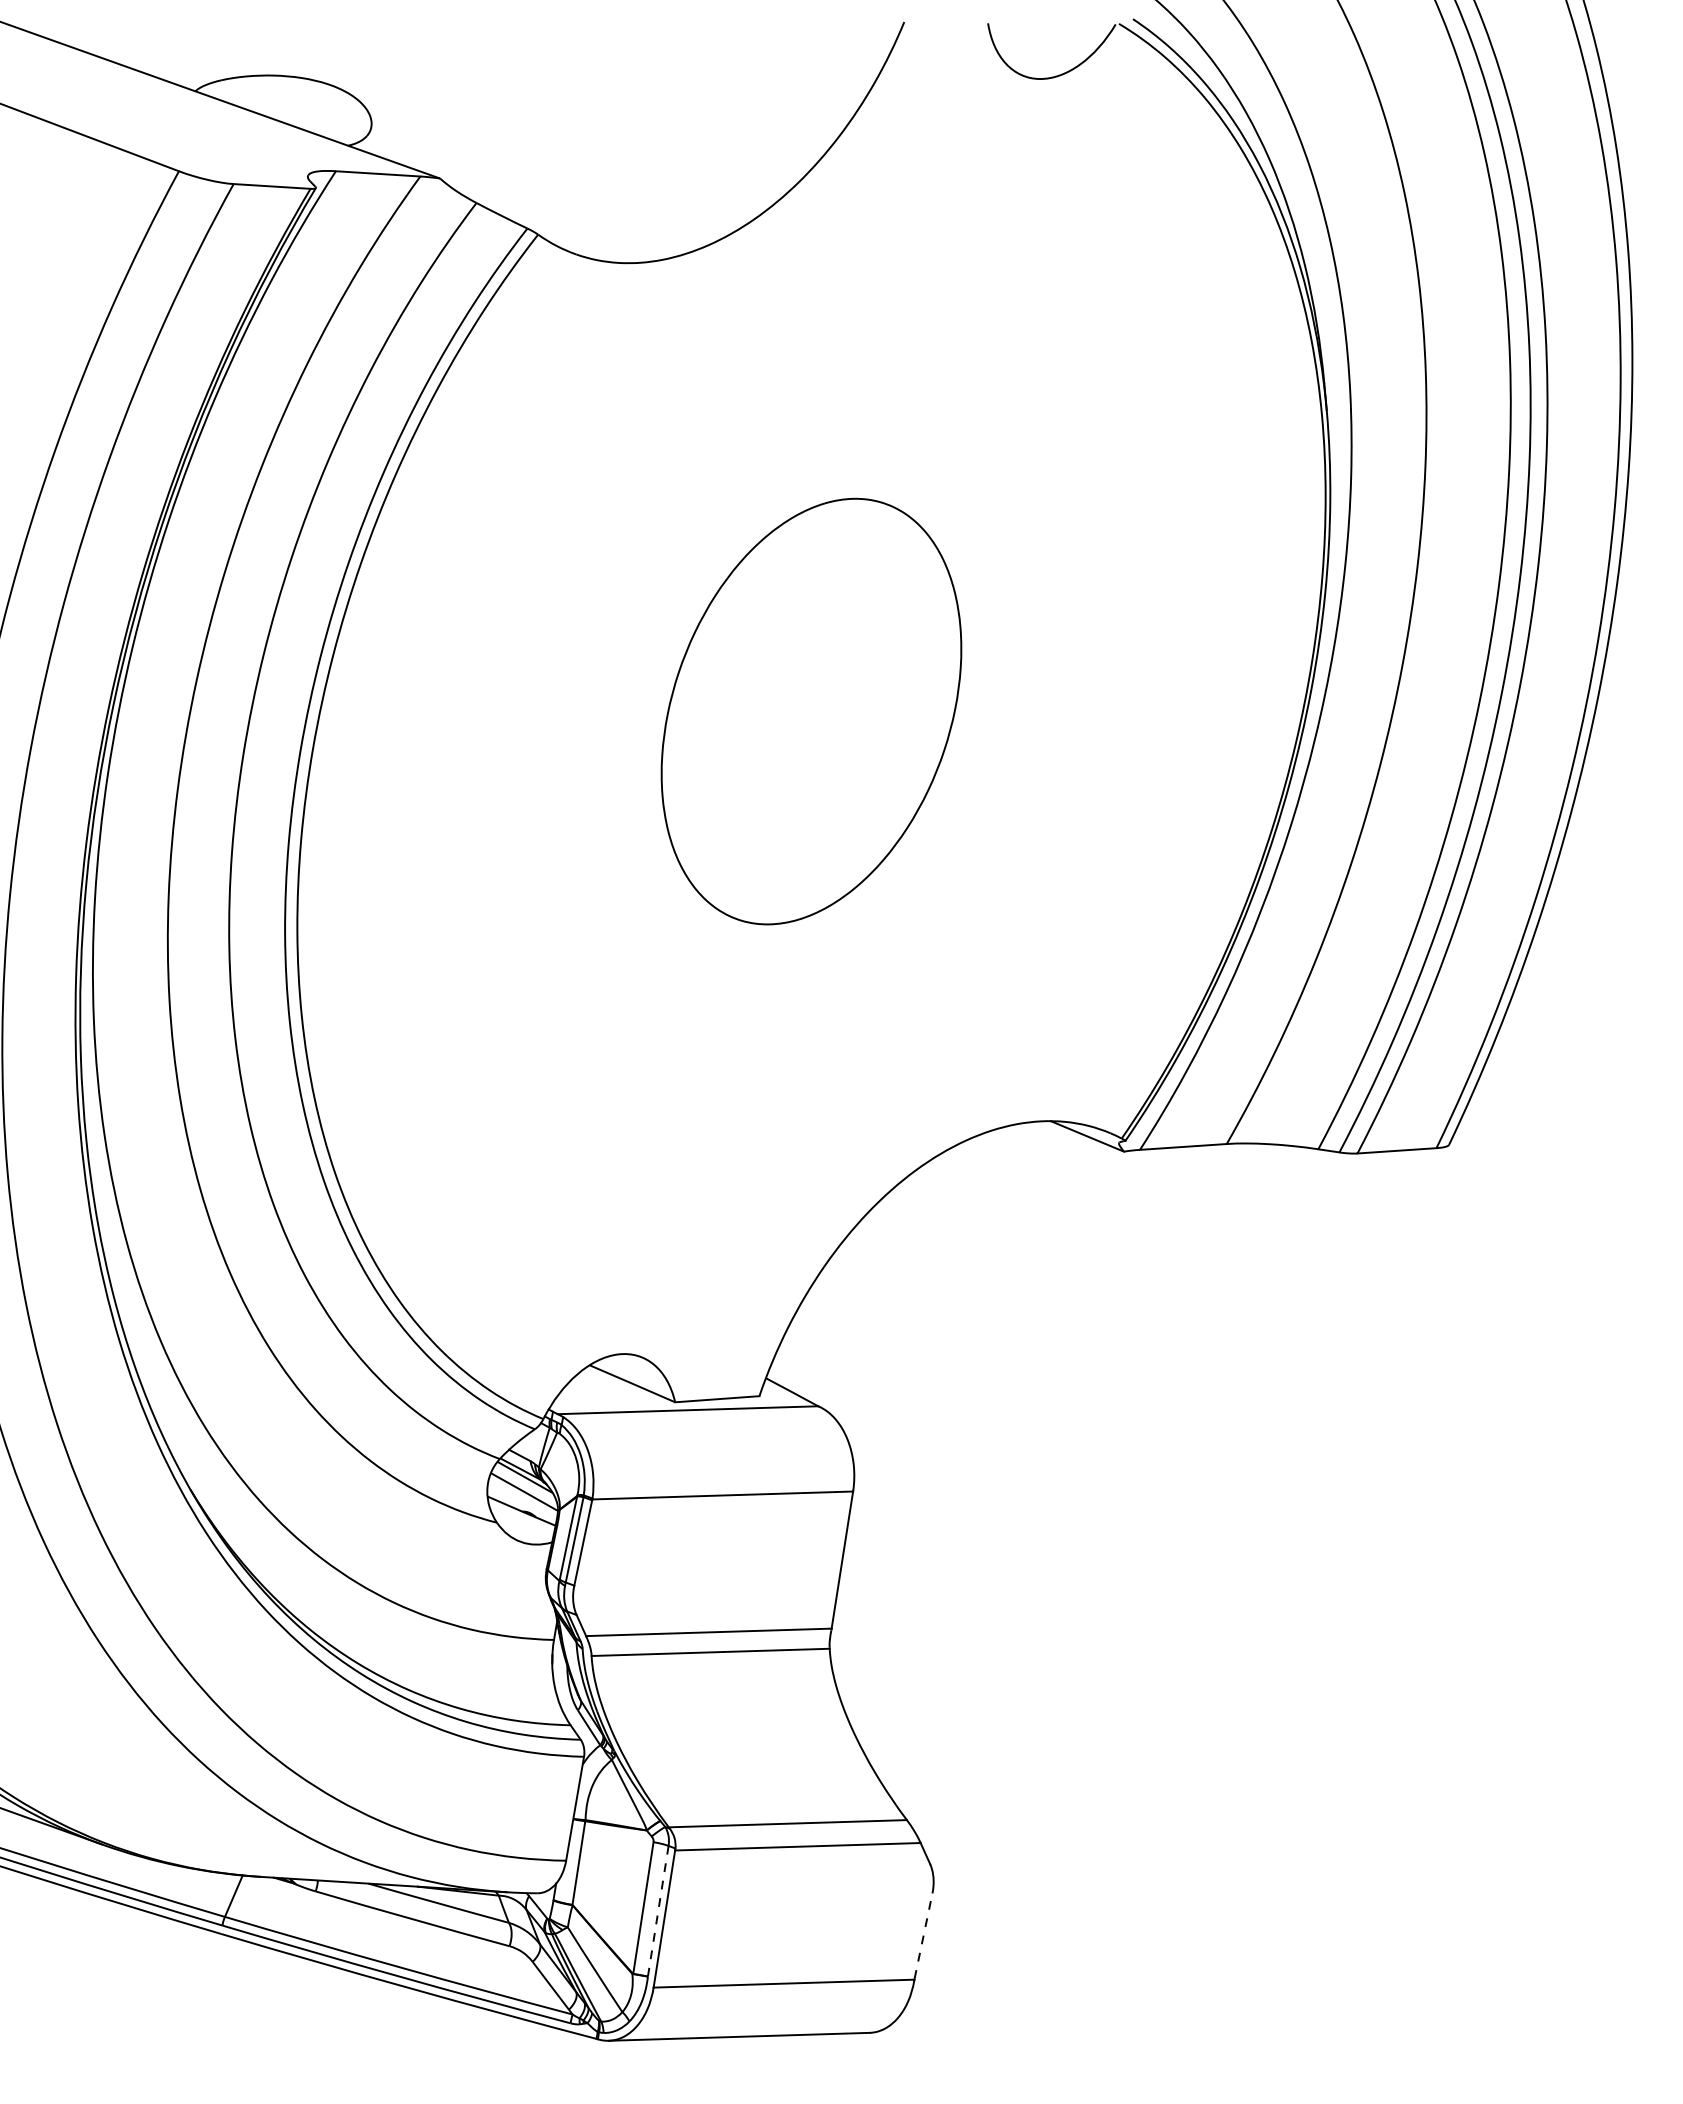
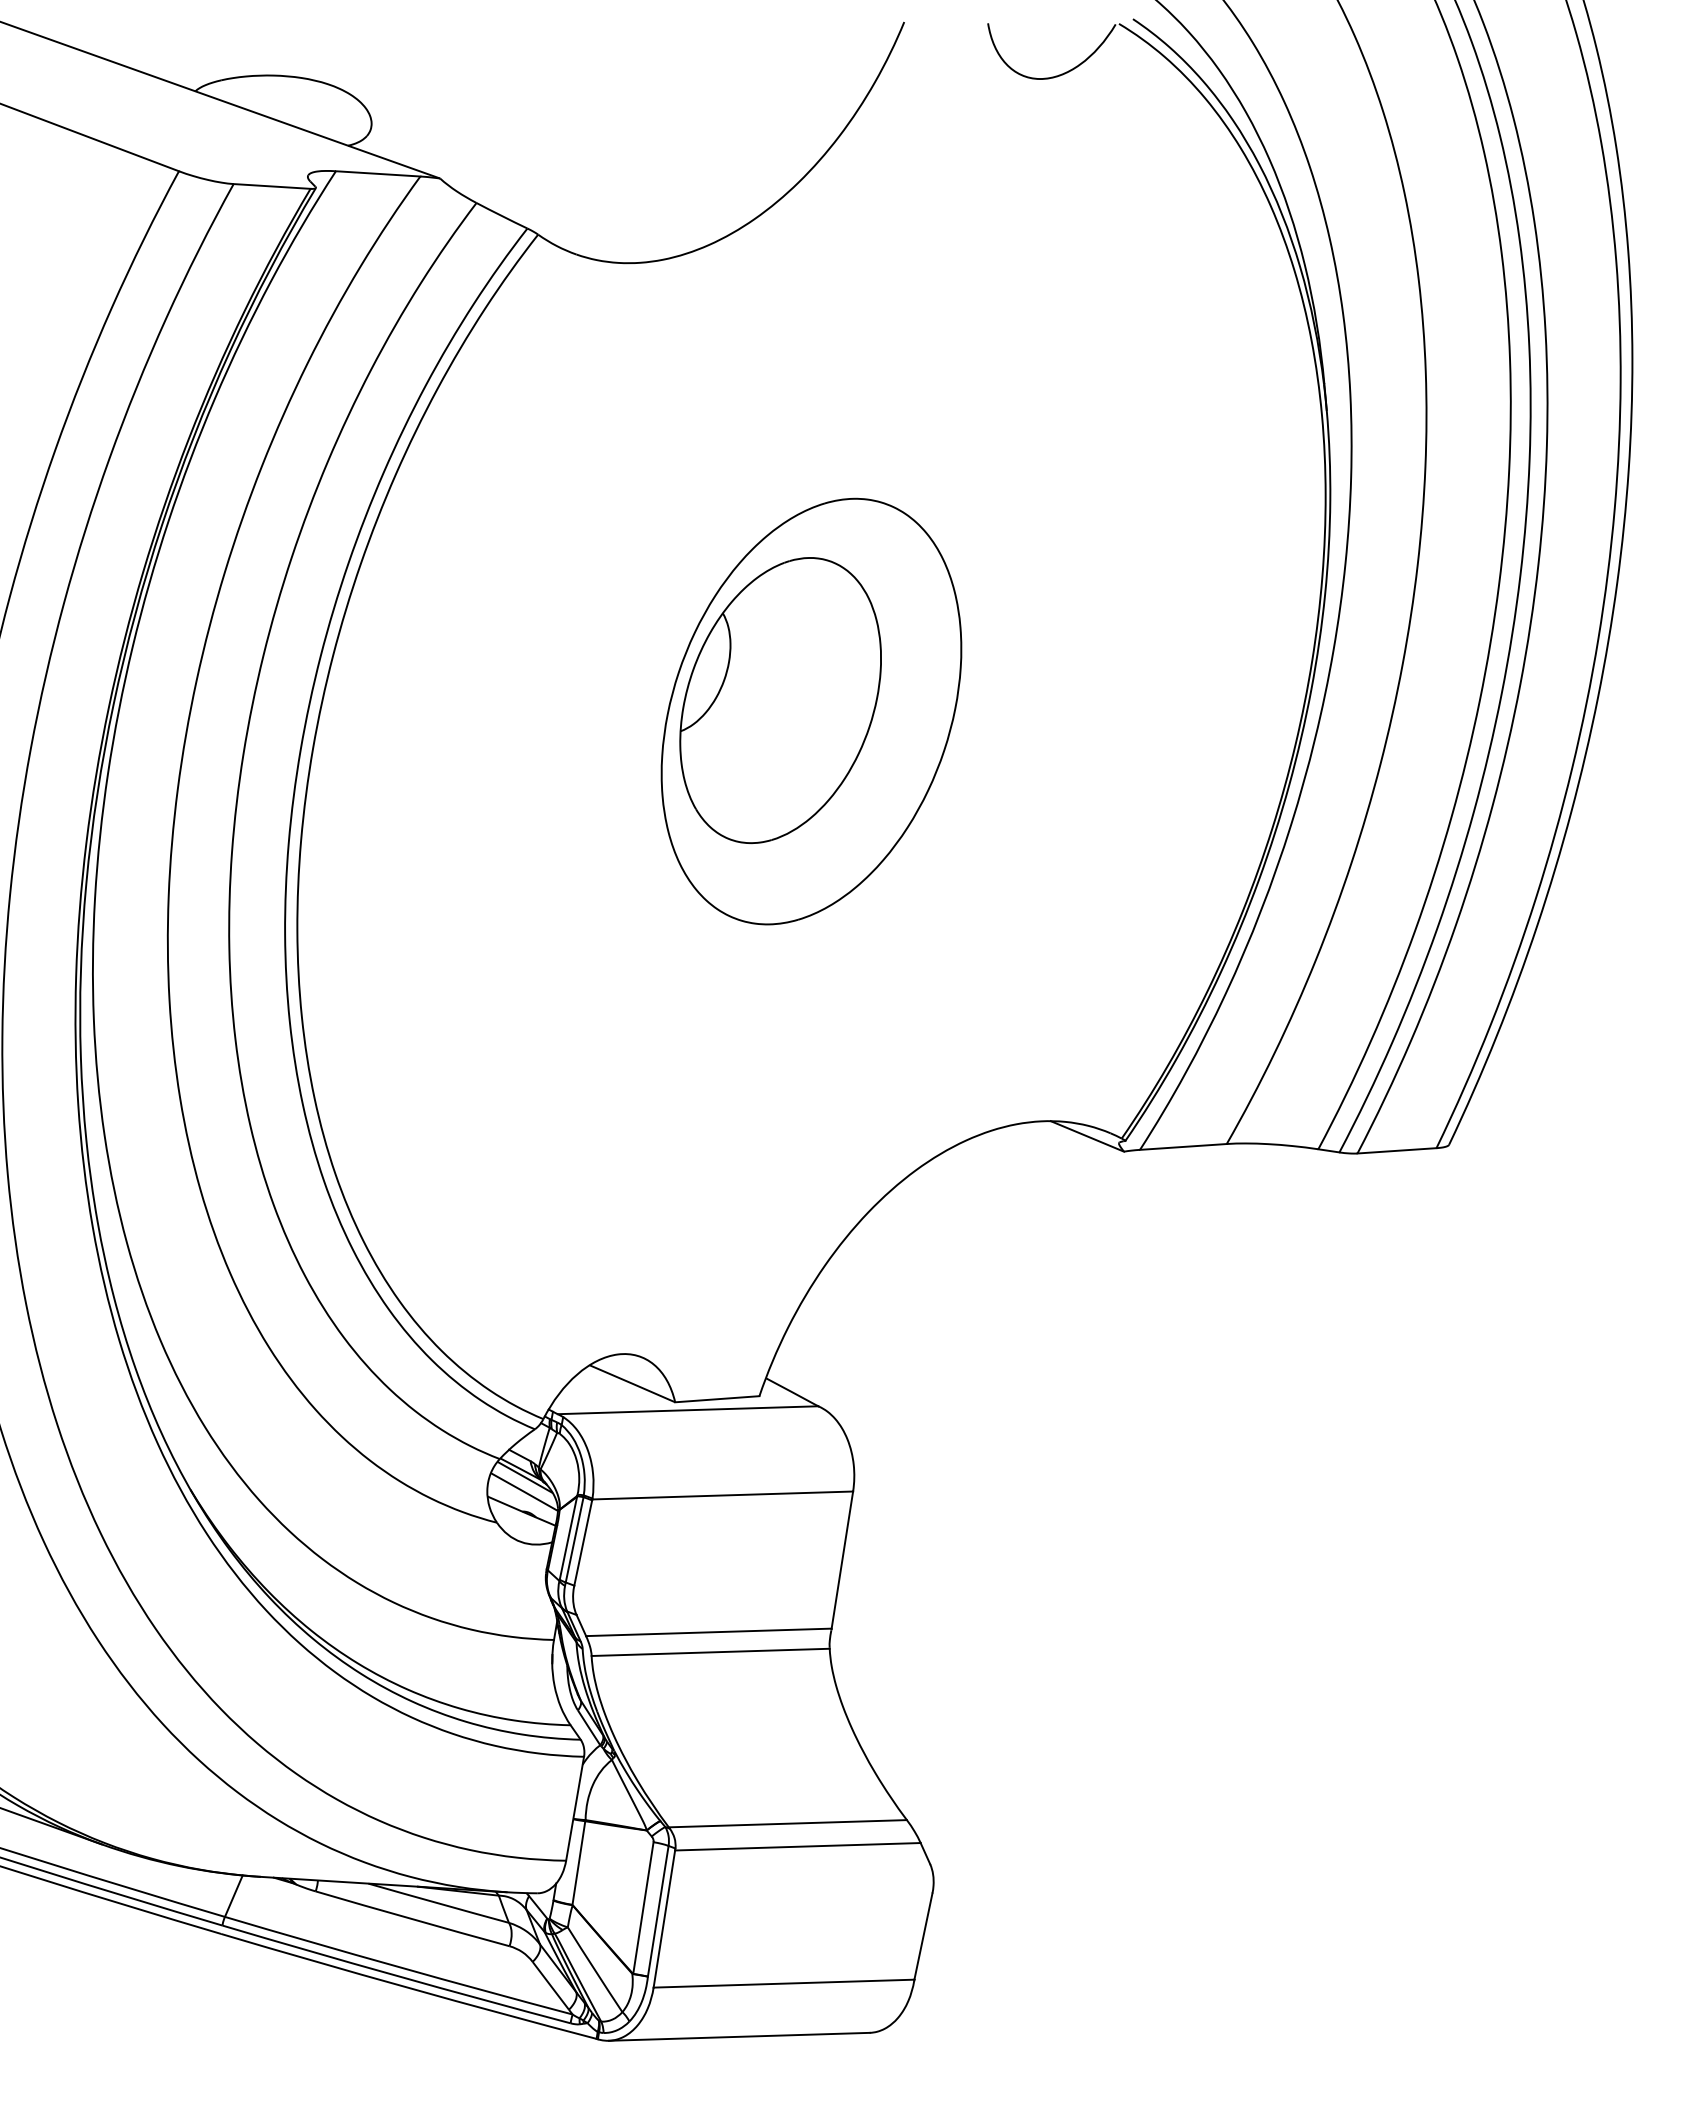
part: none -> present (780, 700)
line: dashed -> solid (658, 1910)
line: dashed -> solid (923, 1936)
